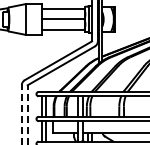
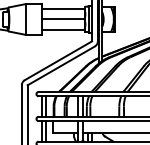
line: dashed -> solid (21, 114)
line: dashed -> solid (27, 114)
